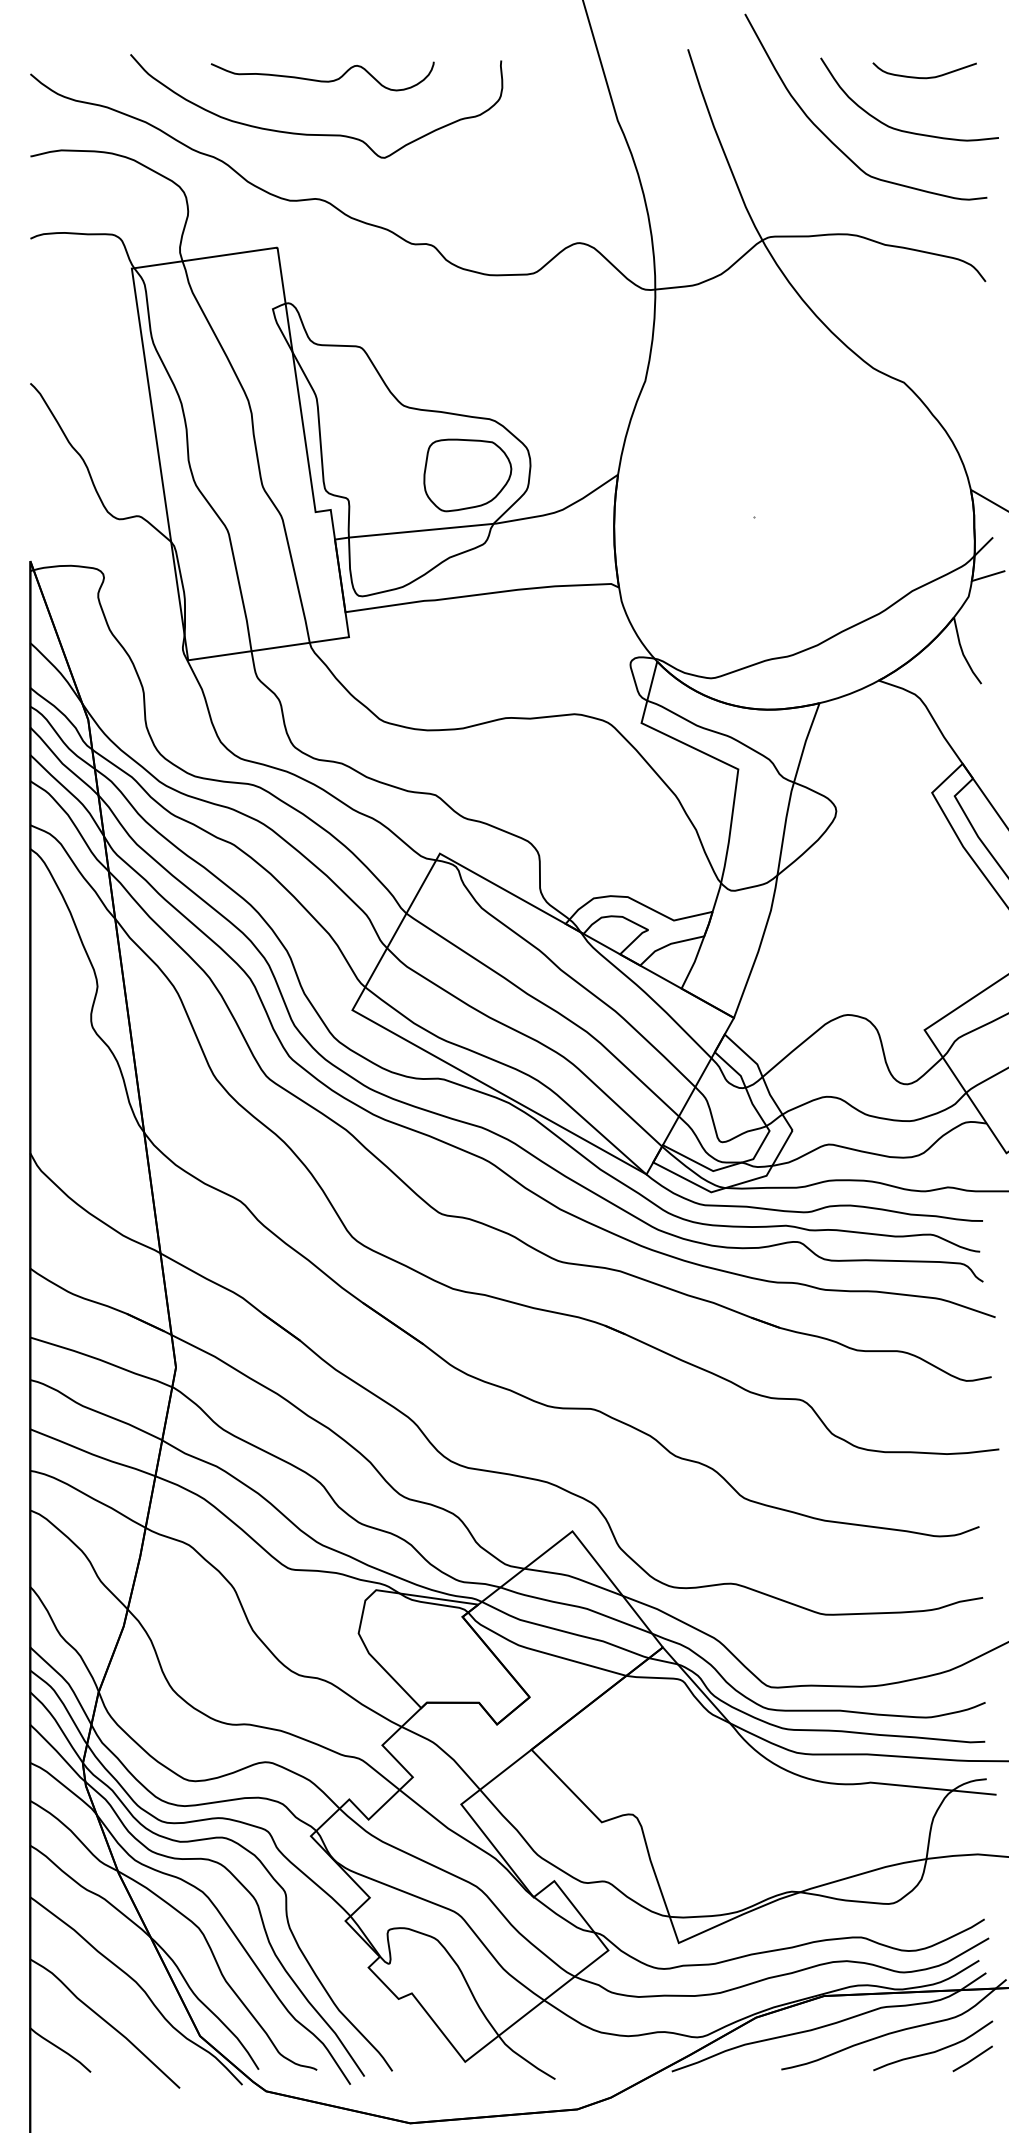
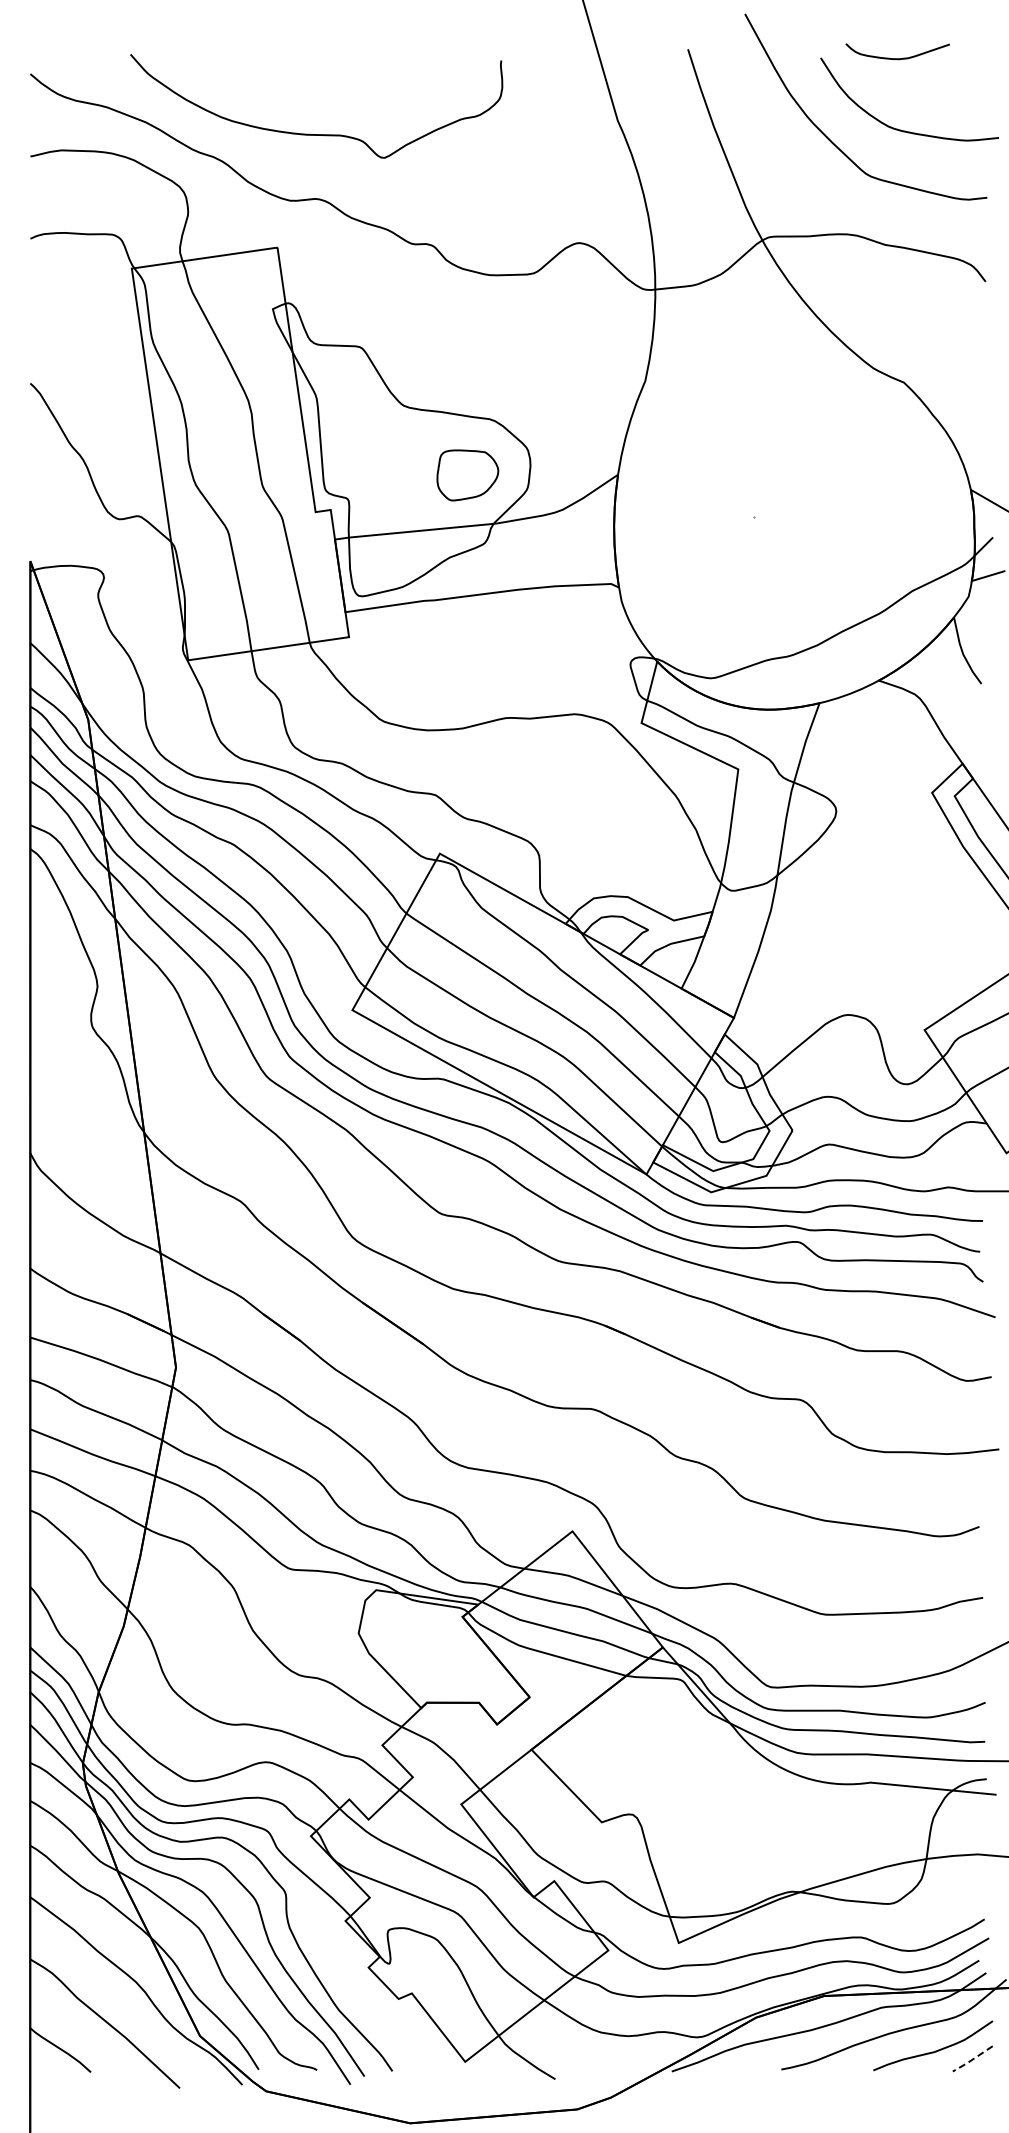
curve position: (924, 77) -> (897, 58) (897, 58)
curve: present -> none (322, 80)
part size: 90x75 px -> 64x53 px (467, 475)
line: solid -> dashed (972, 2059)
